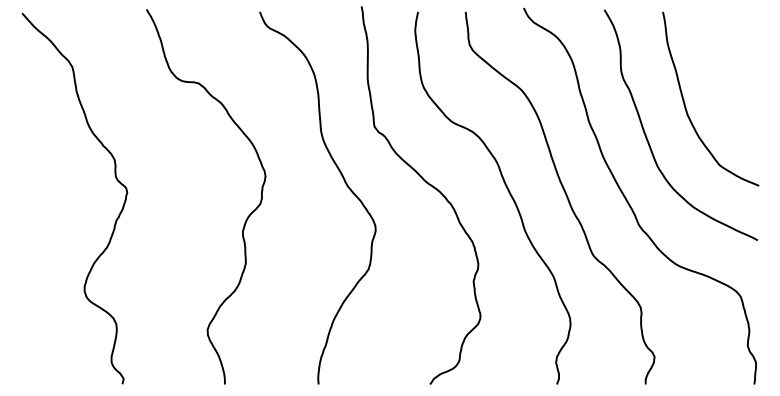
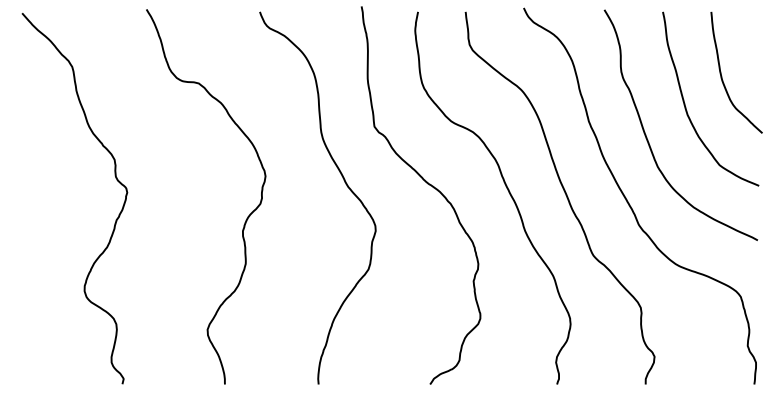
curve: none -> present (722, 76)
